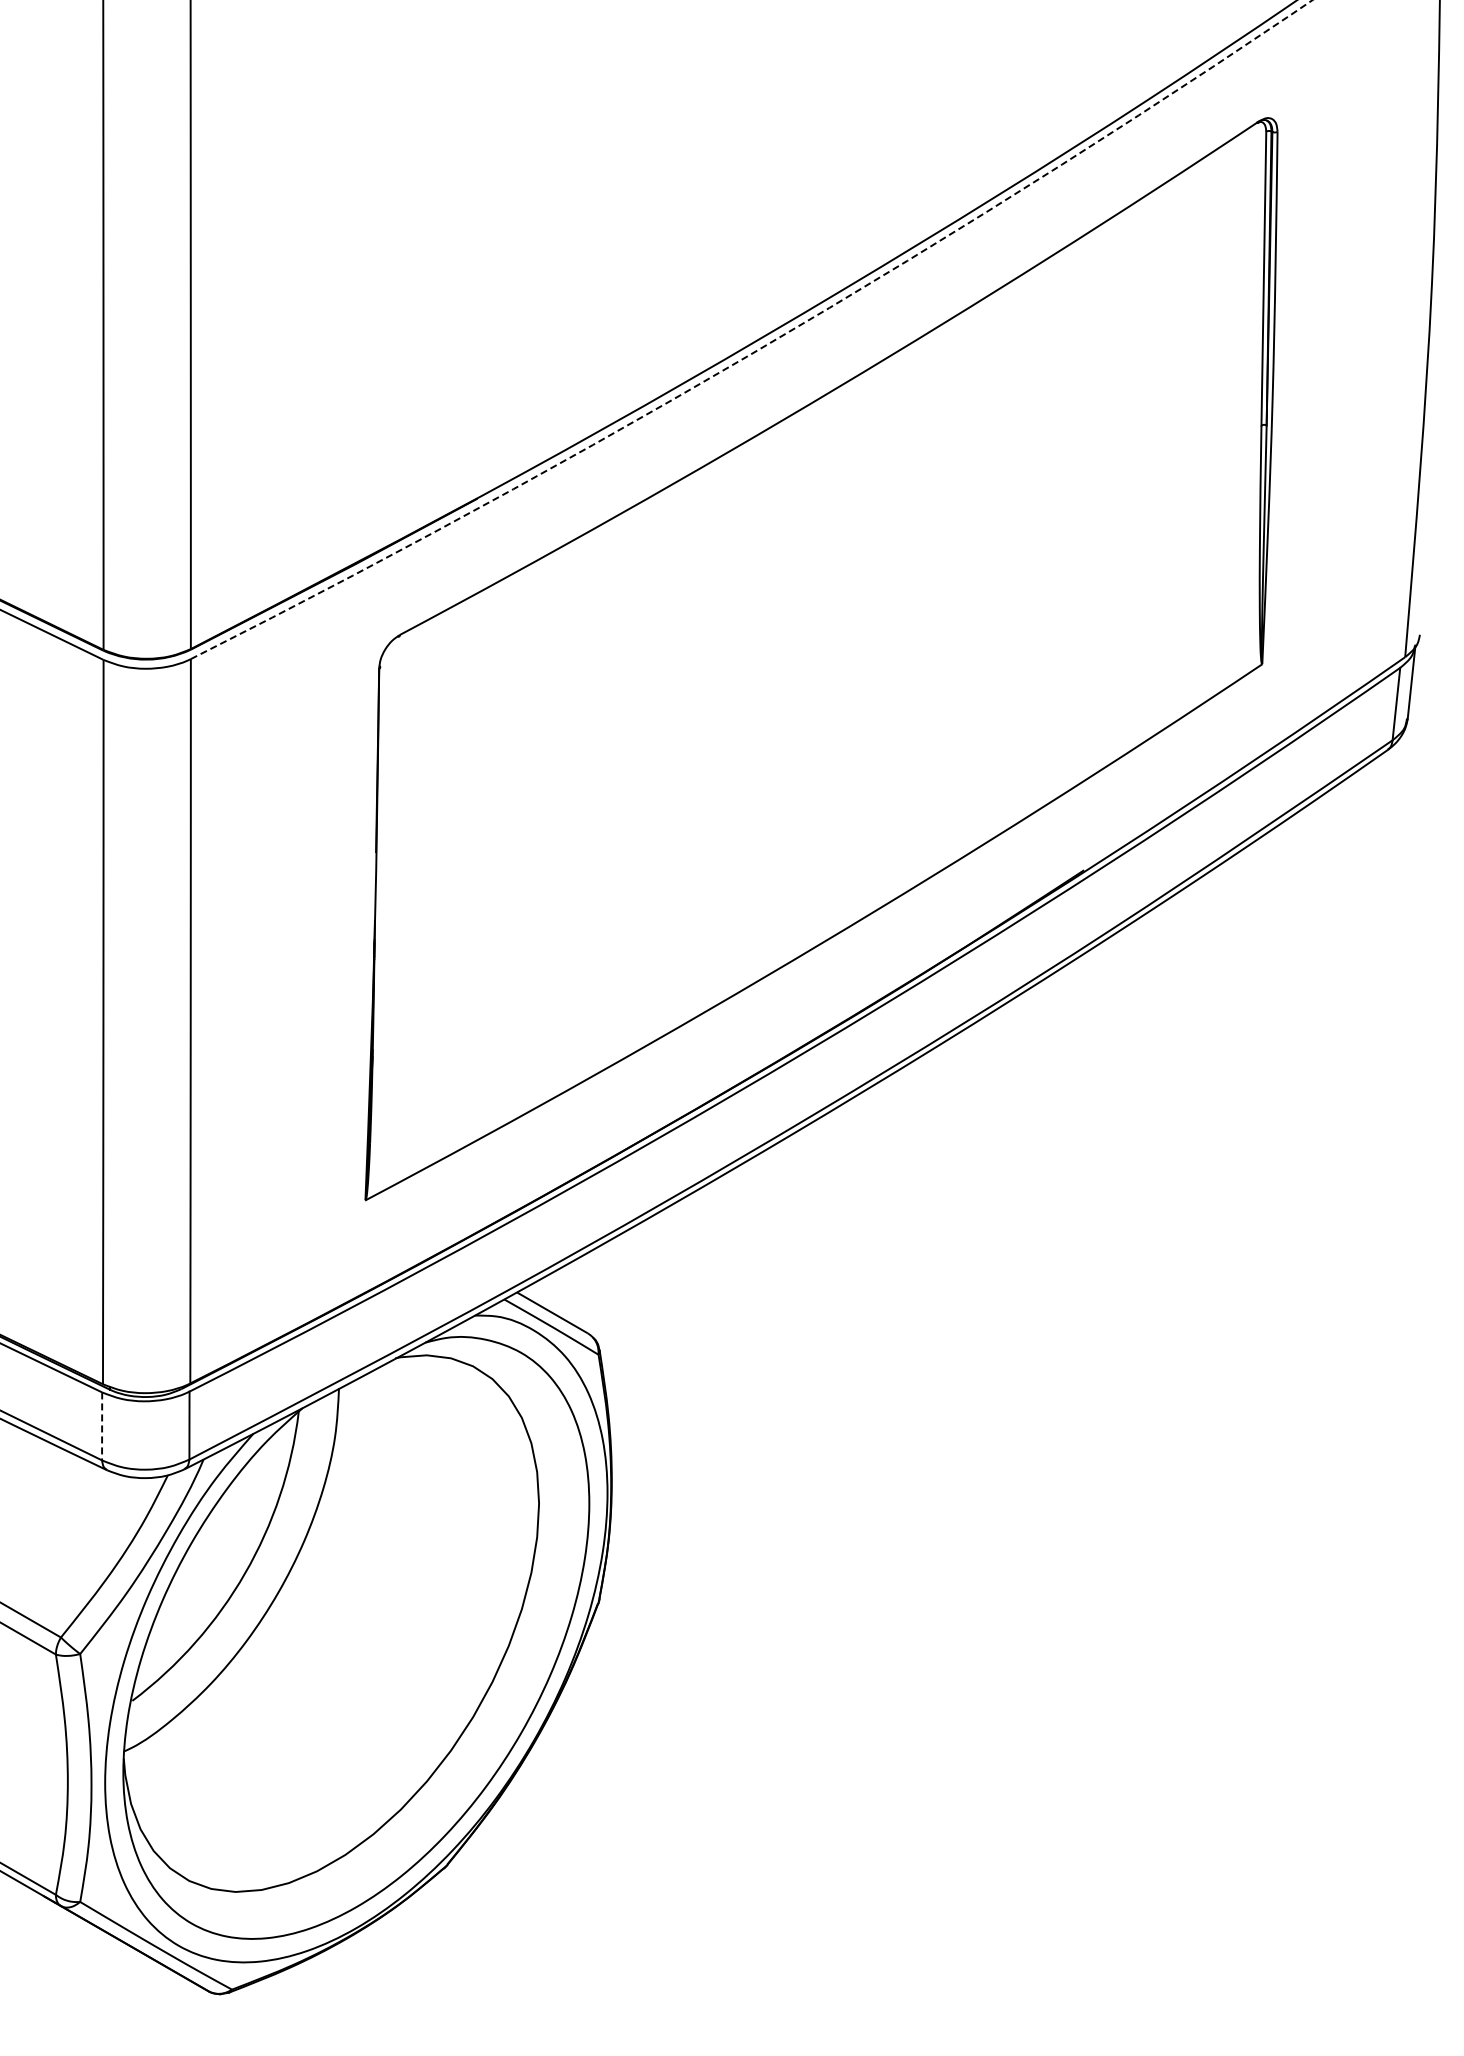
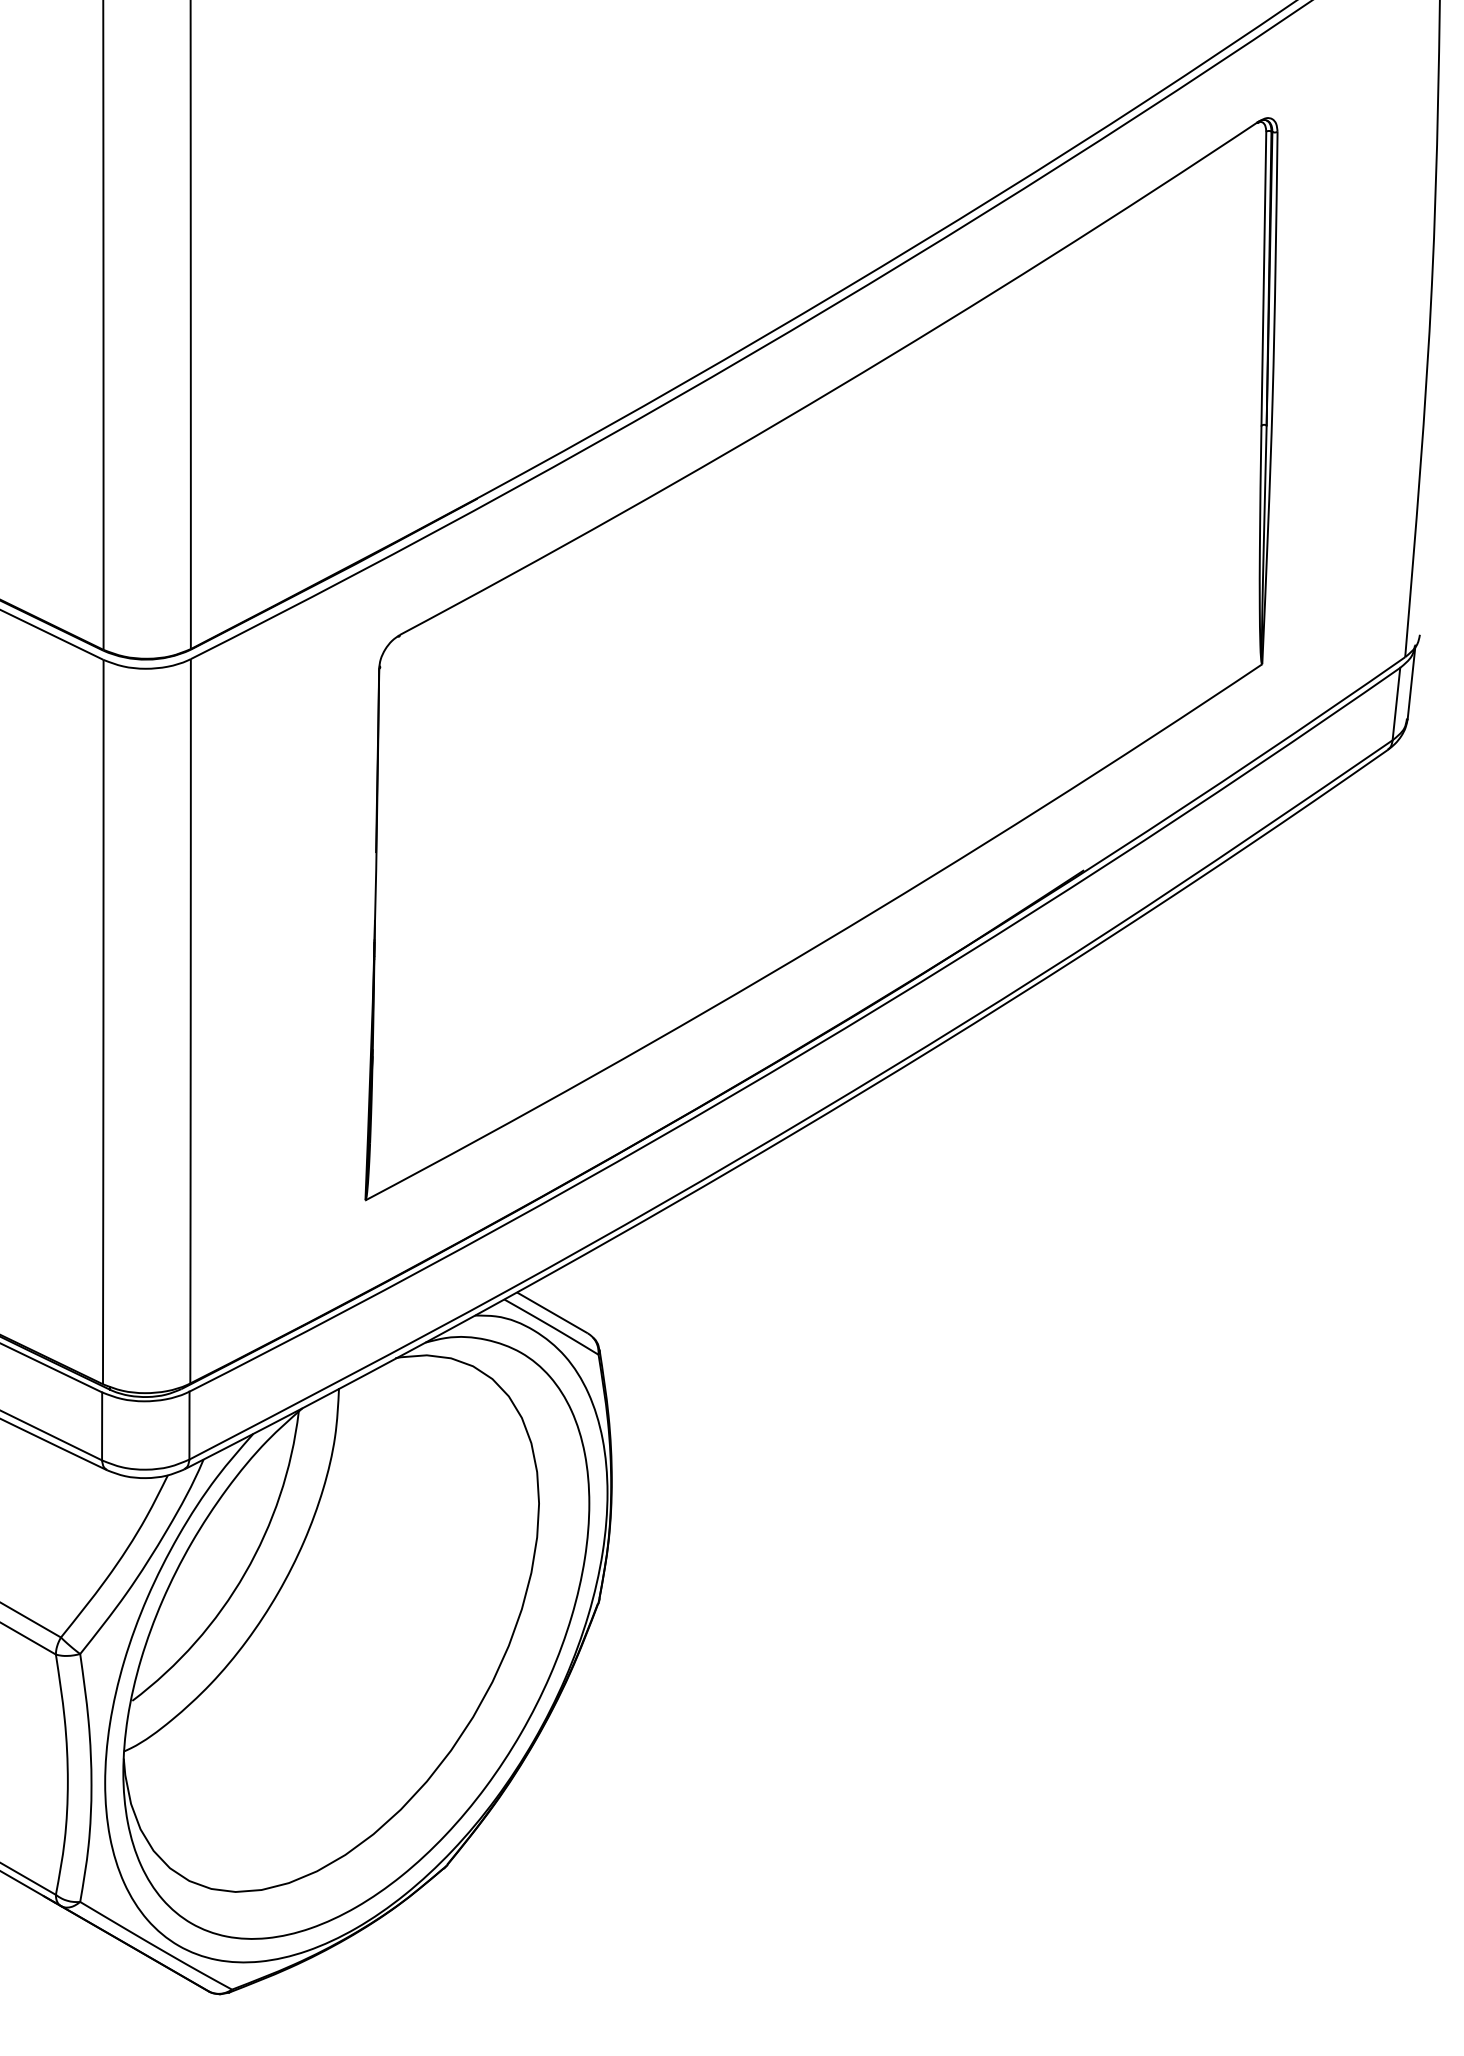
arc: dashed -> solid (762, 347)
line: dashed -> solid (102, 1426)
